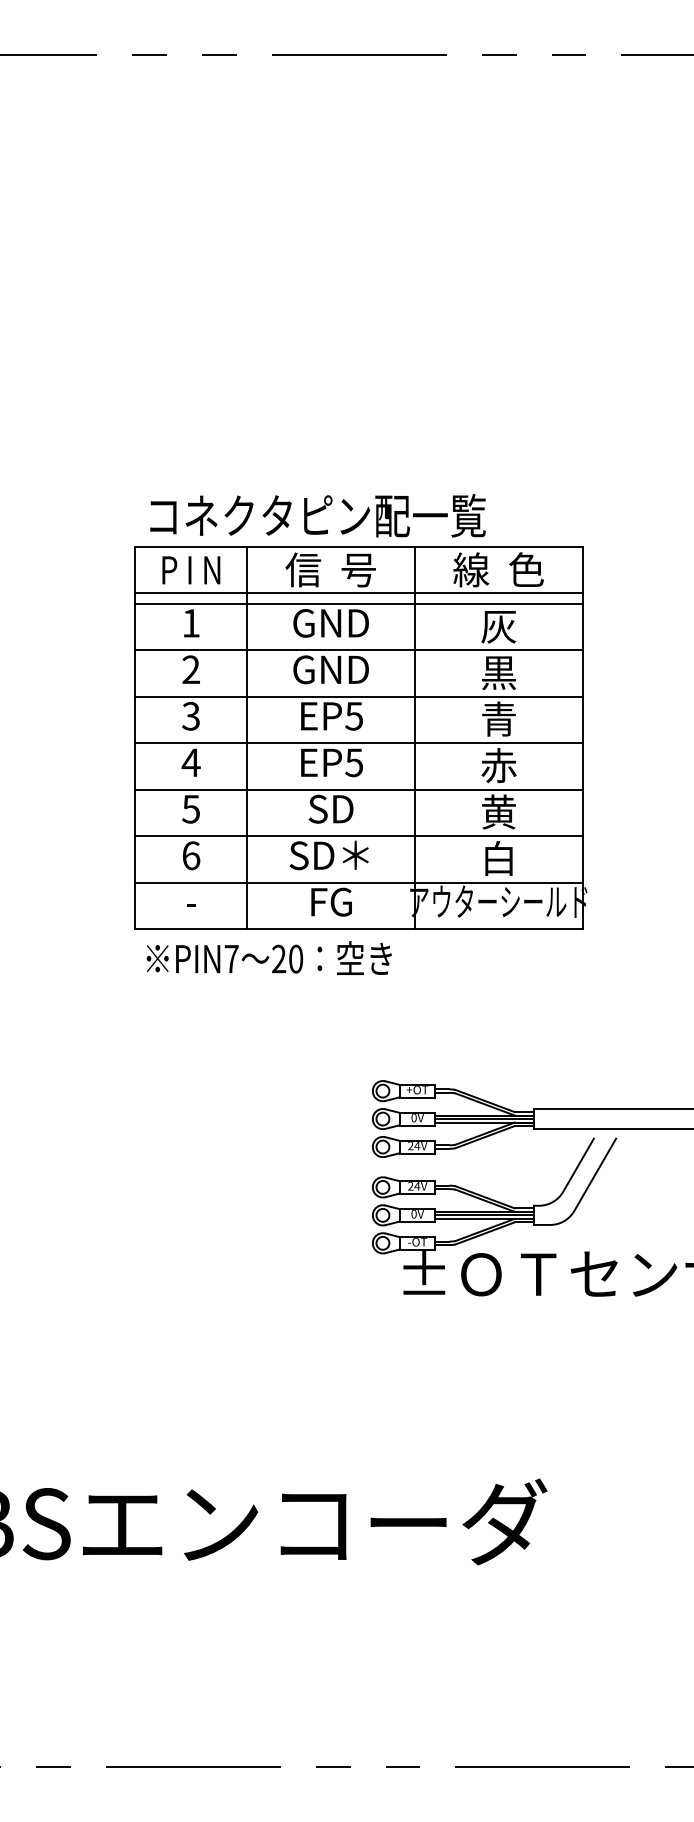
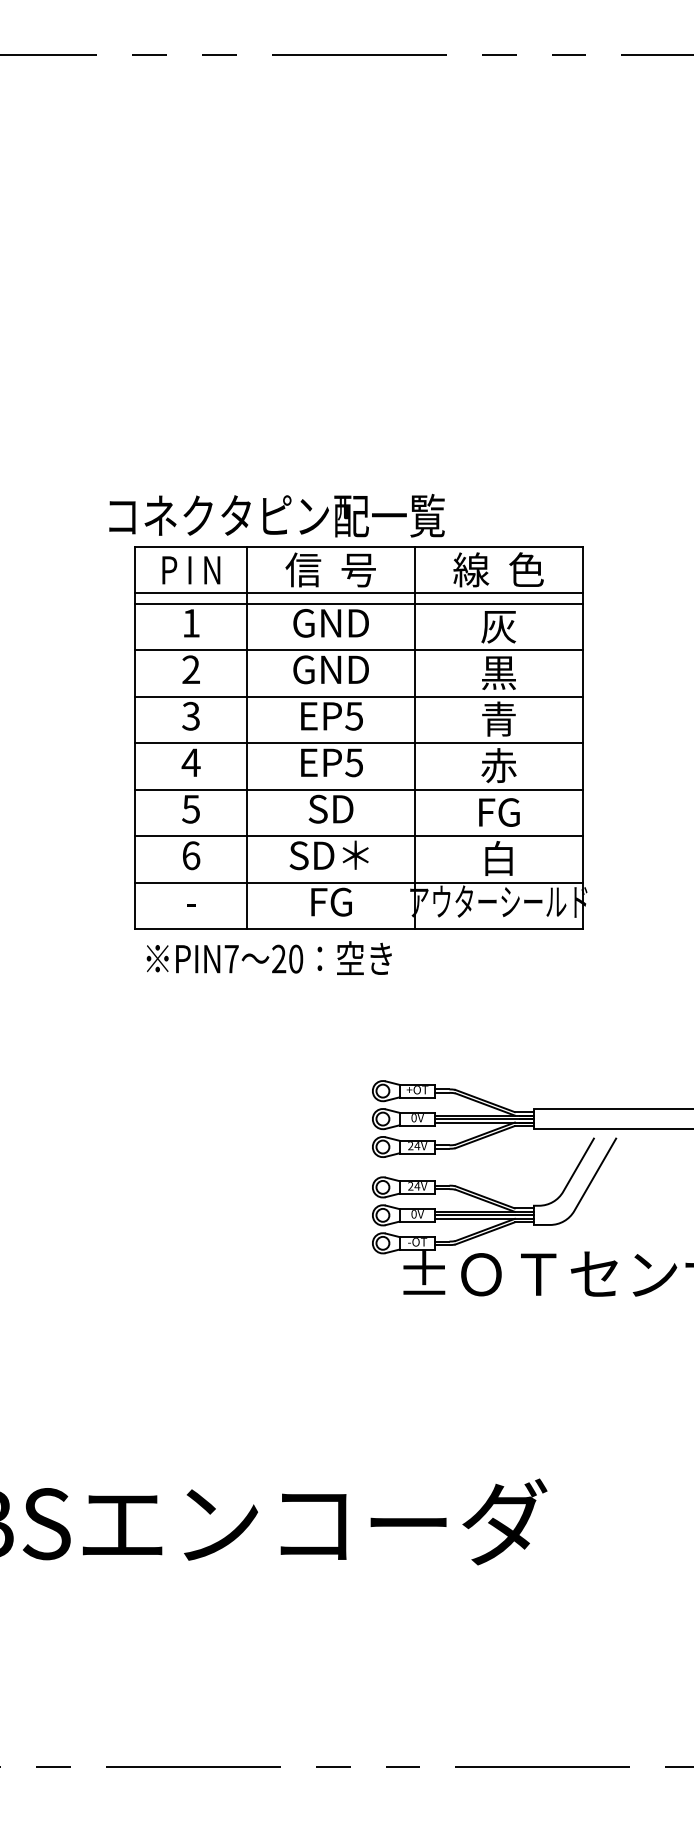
text position: (317, 515) -> (276, 515) (276, 515)
text: 黄 -> FG (499, 811)
